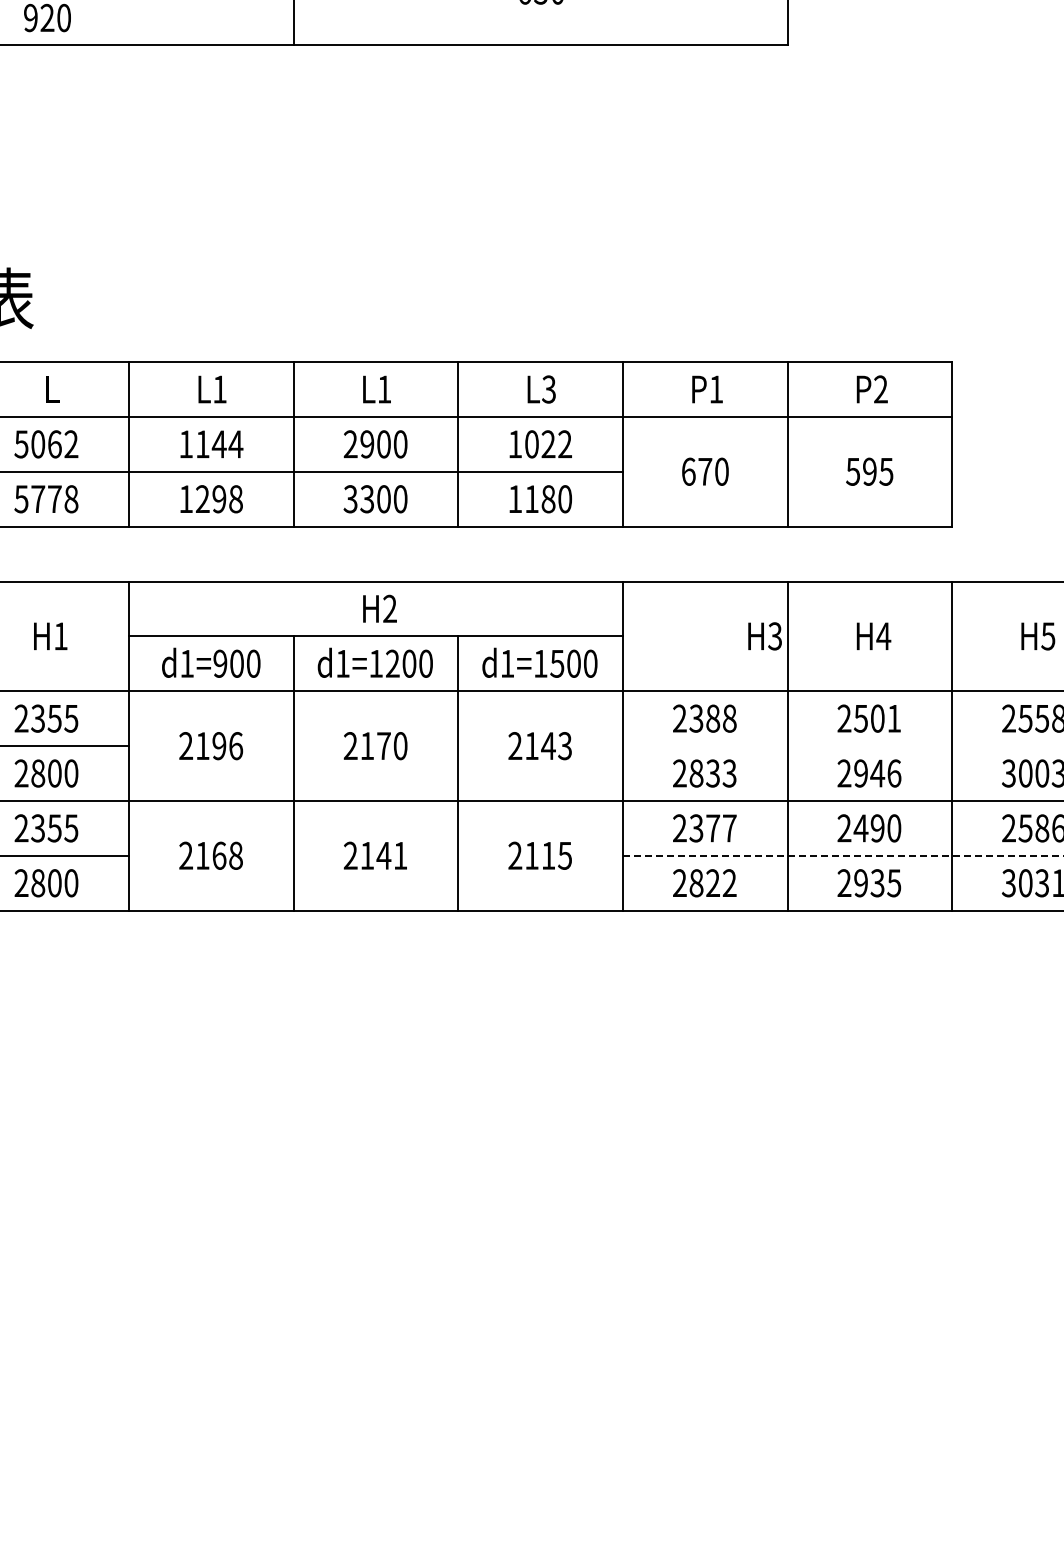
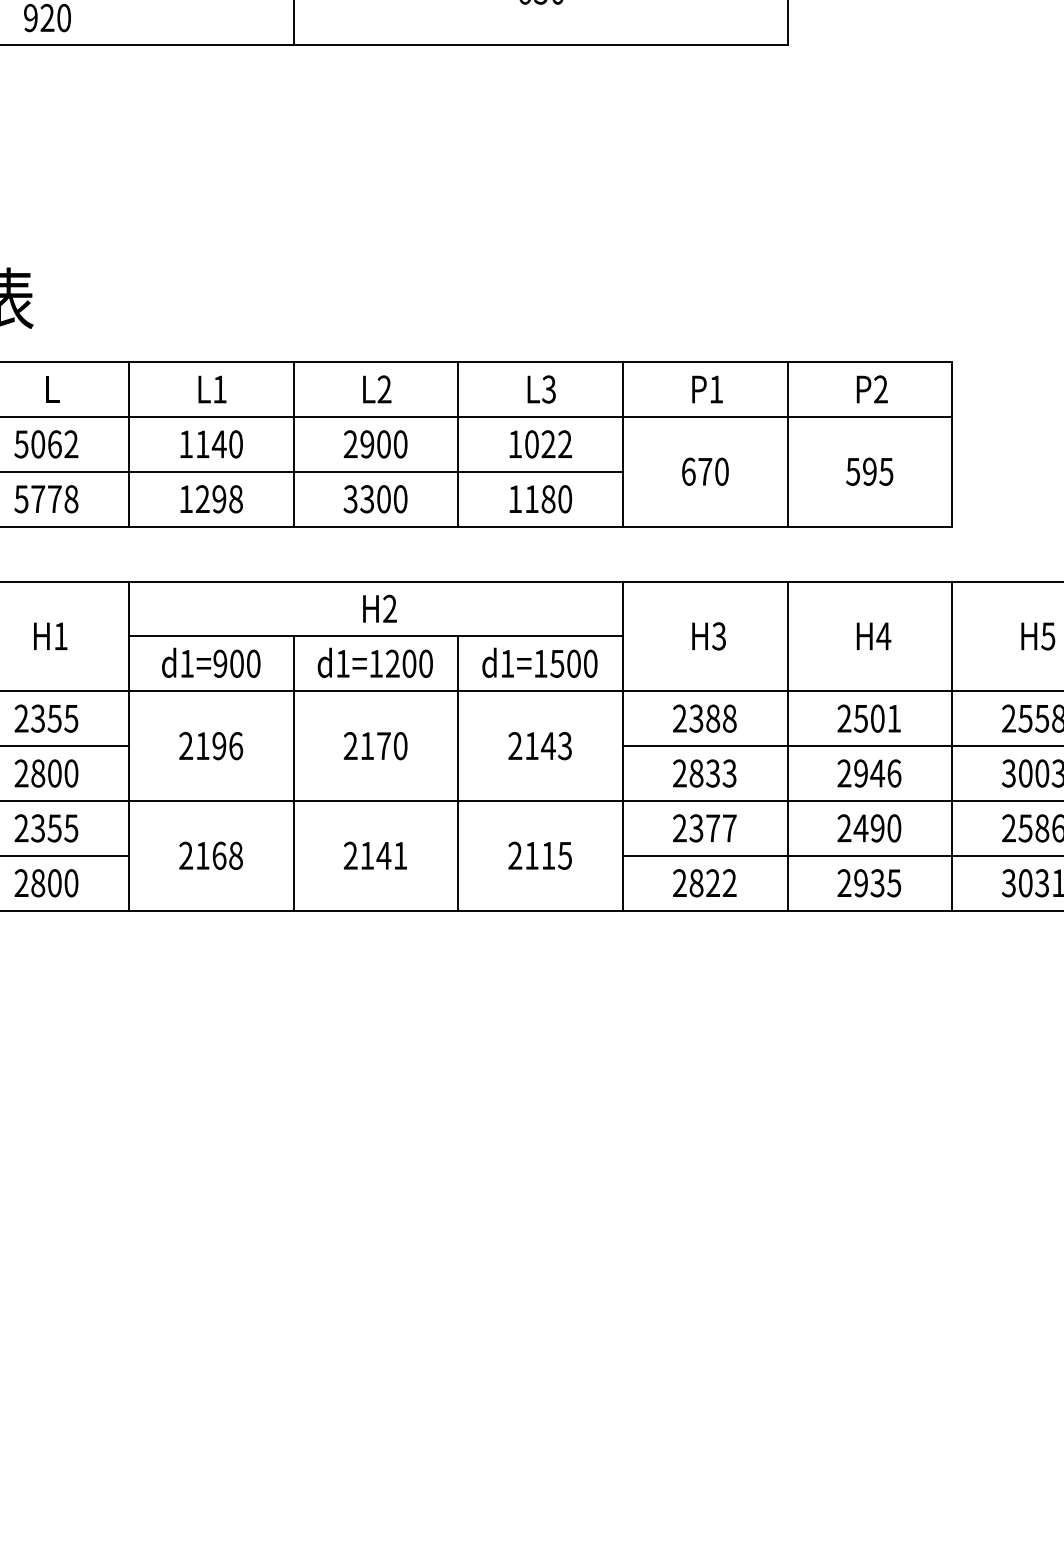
text: L1 -> L2 (384, 389)
text: 1144 -> 1140 (235, 444)
text position: (764, 636) -> (708, 636) (708, 636)
line: none -> present (841, 746)
line: dashed -> solid (843, 855)
